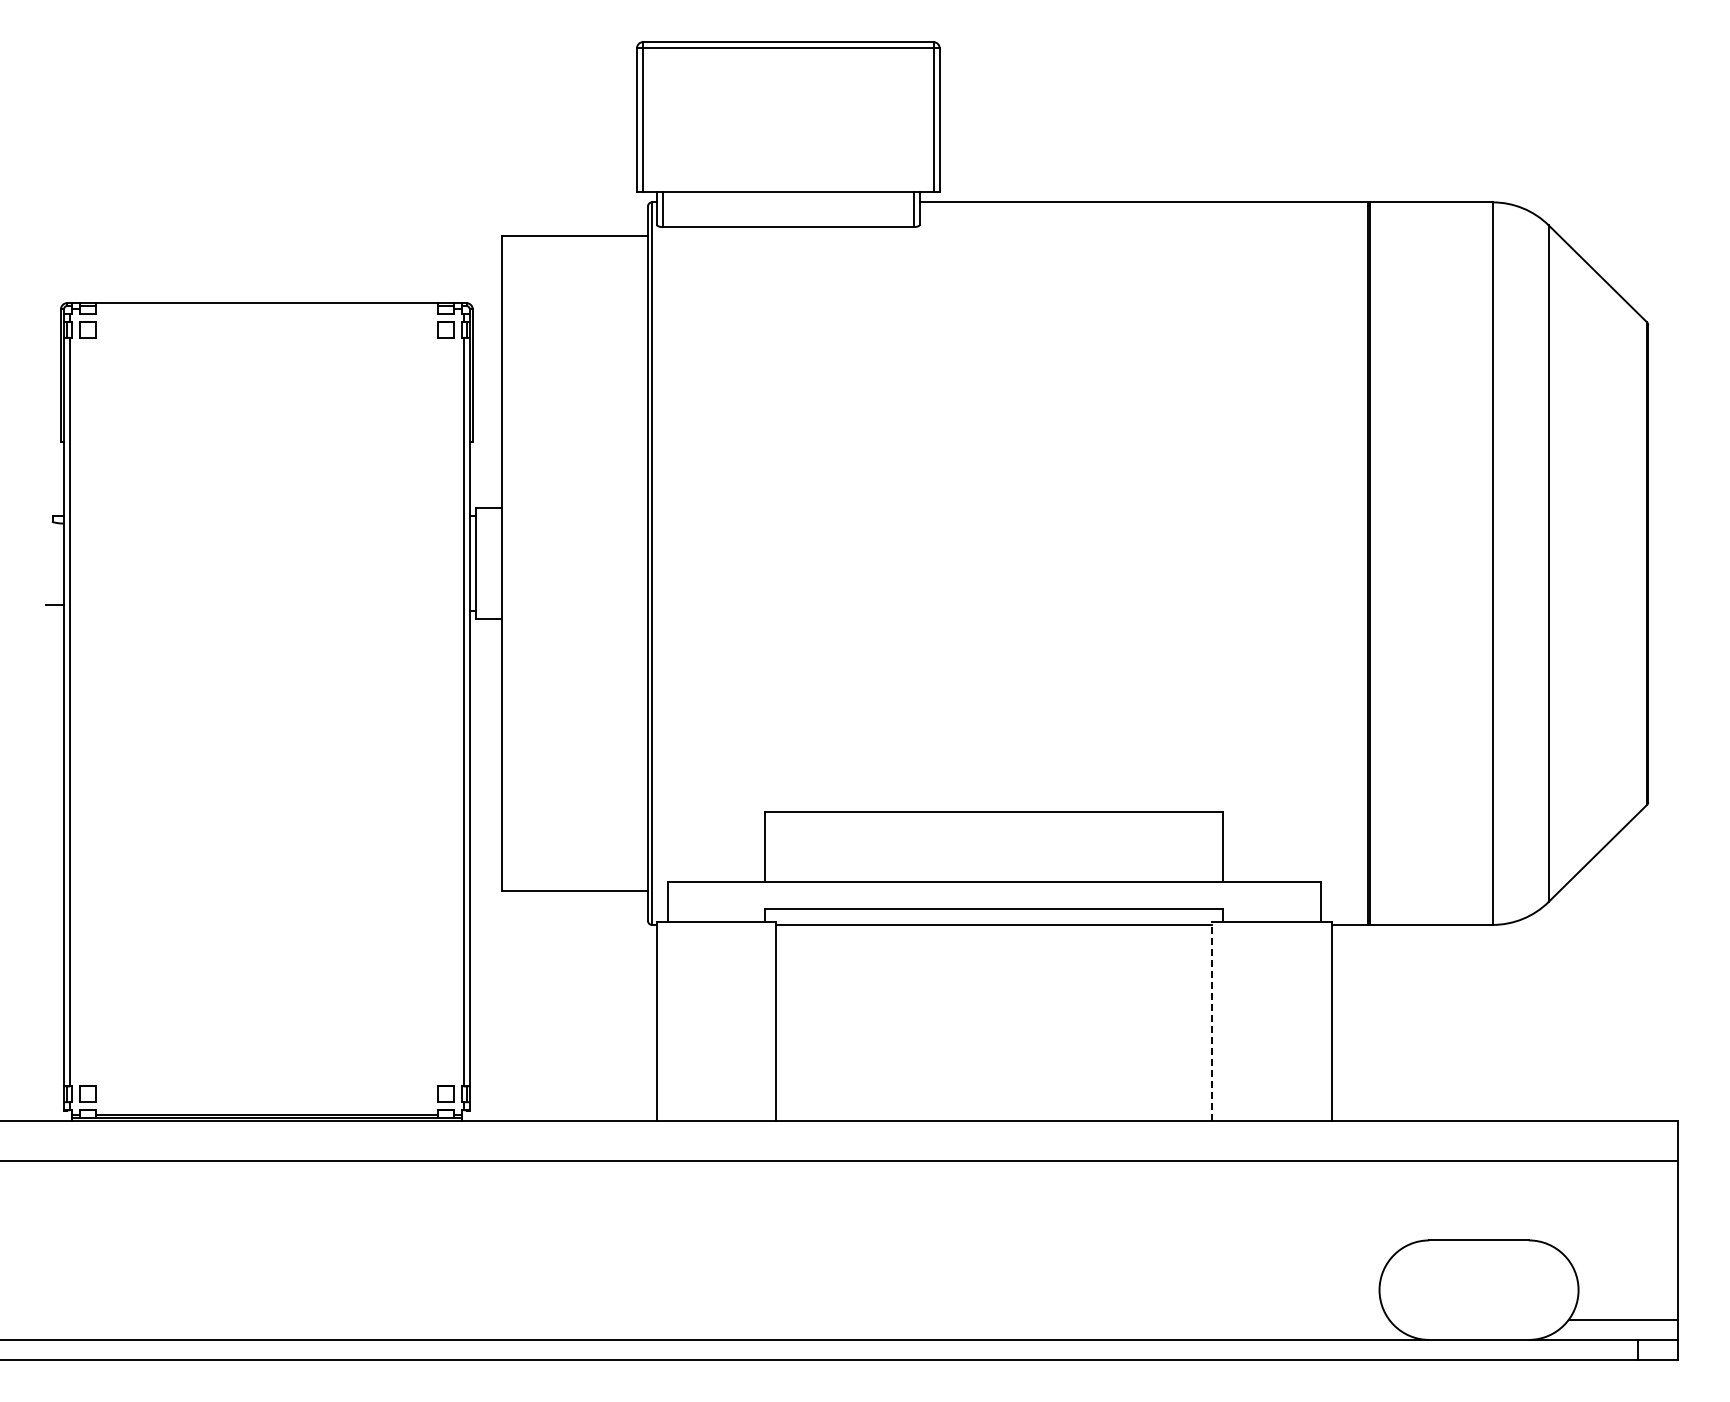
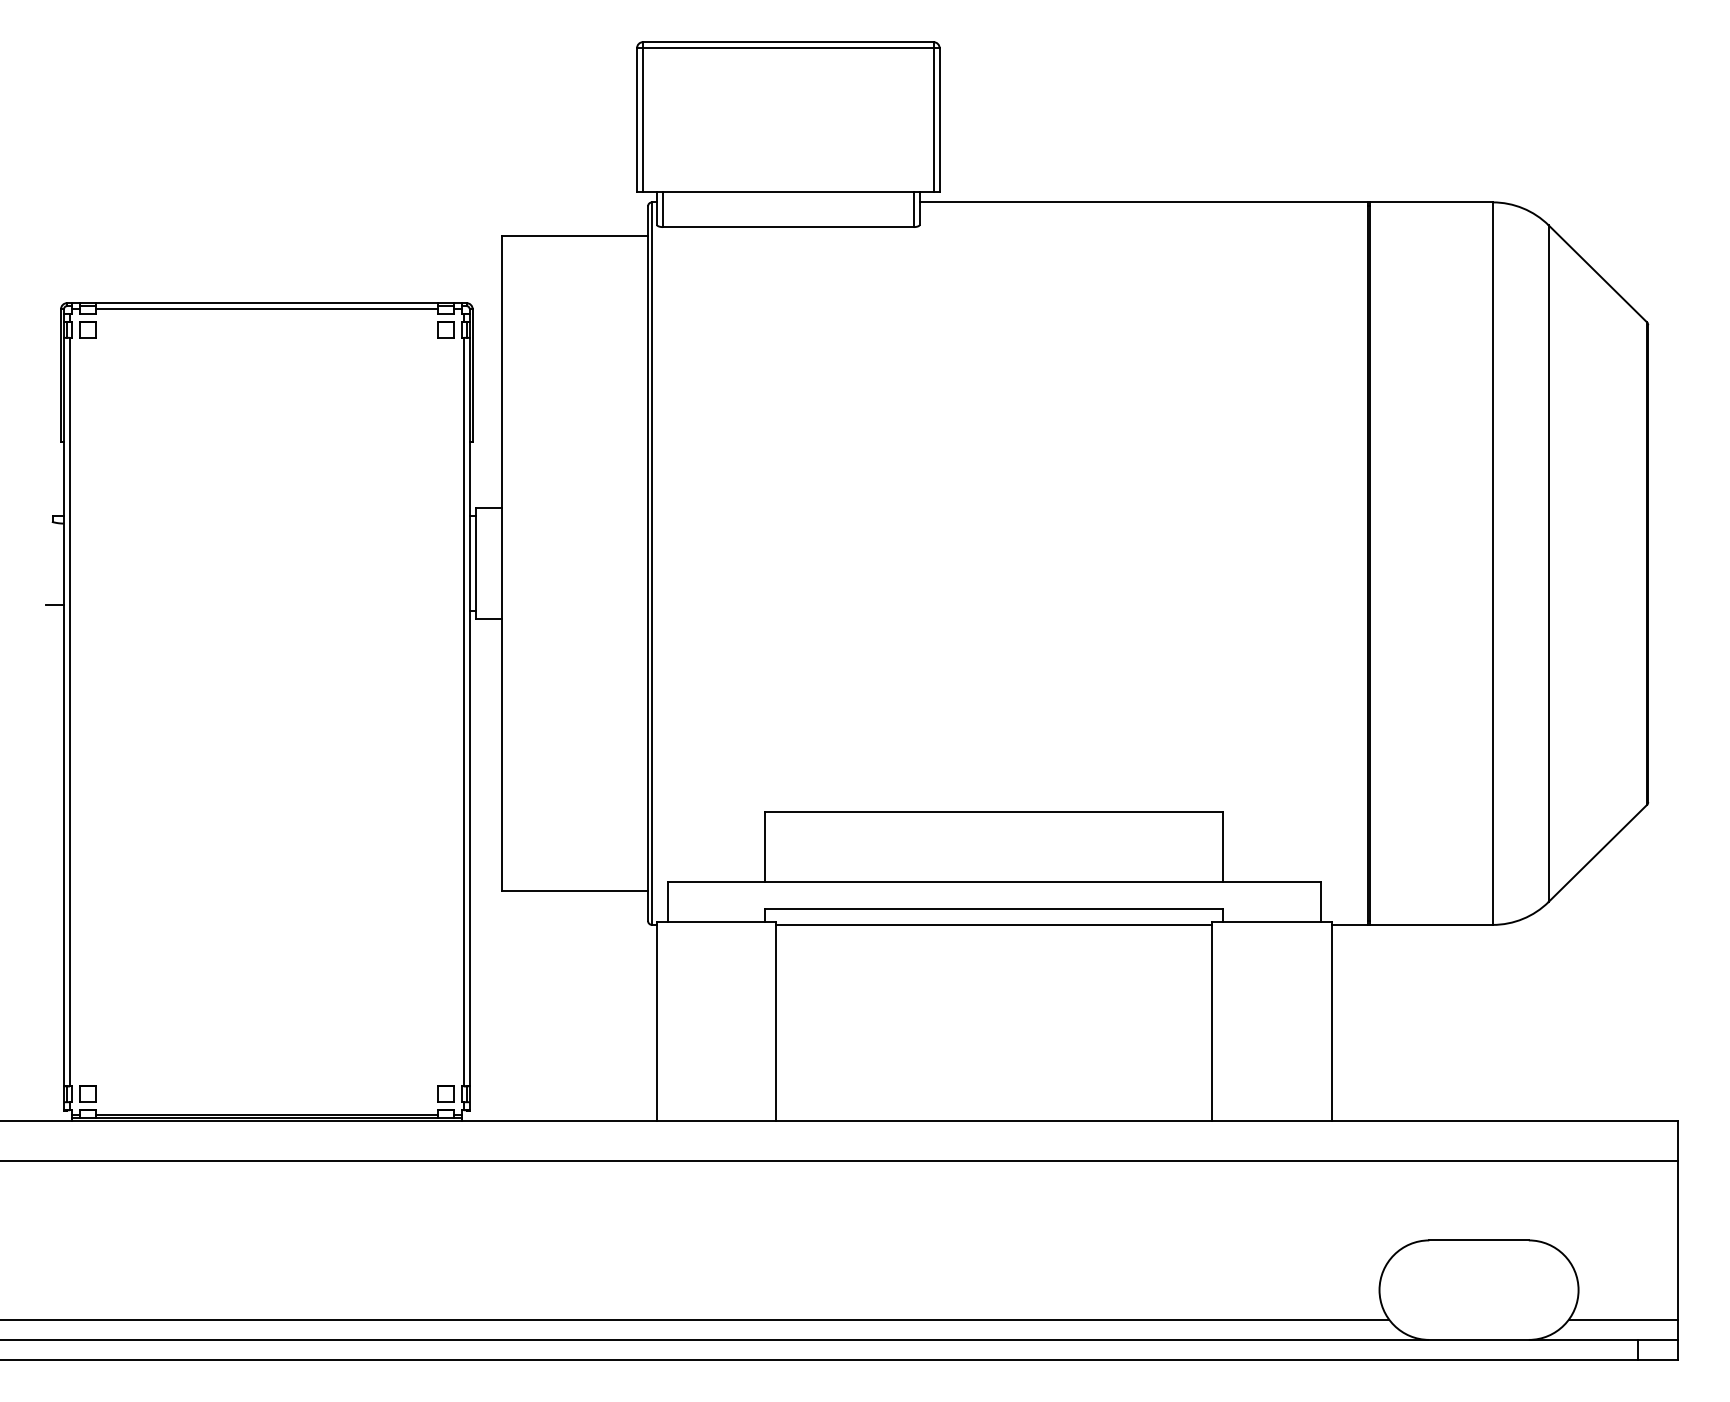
line: none -> present (266, 309)
line: dashed -> solid (1212, 1021)
line: none -> present (695, 1320)
